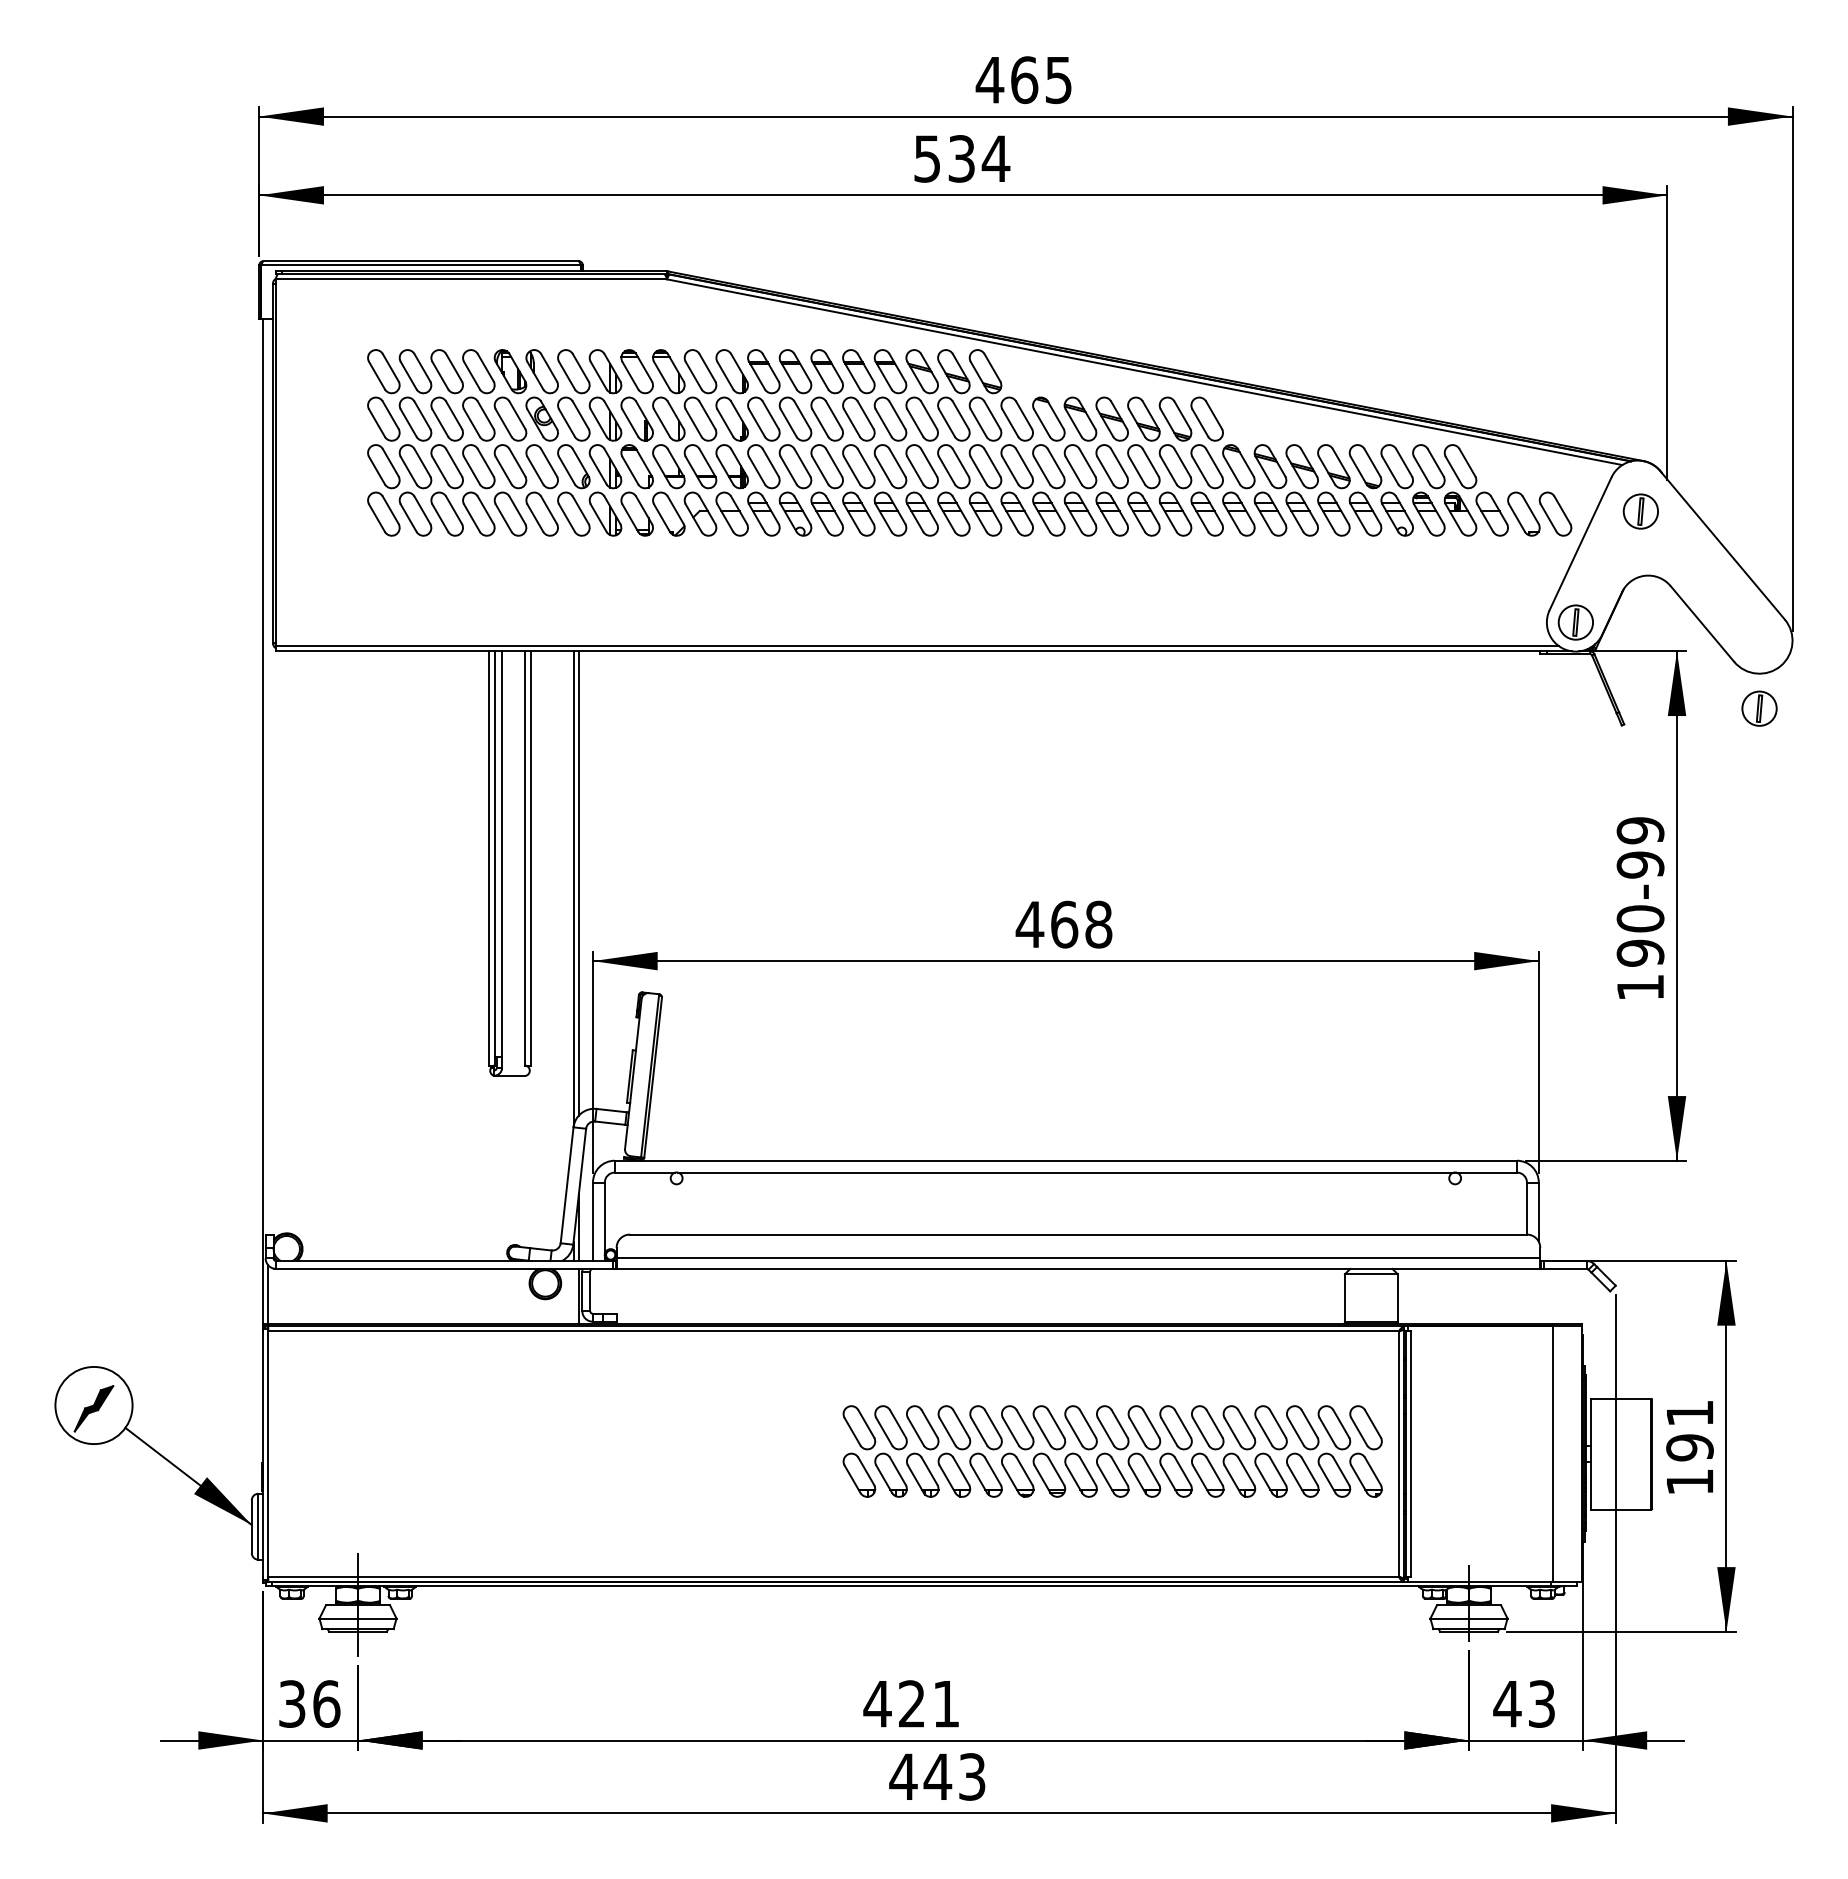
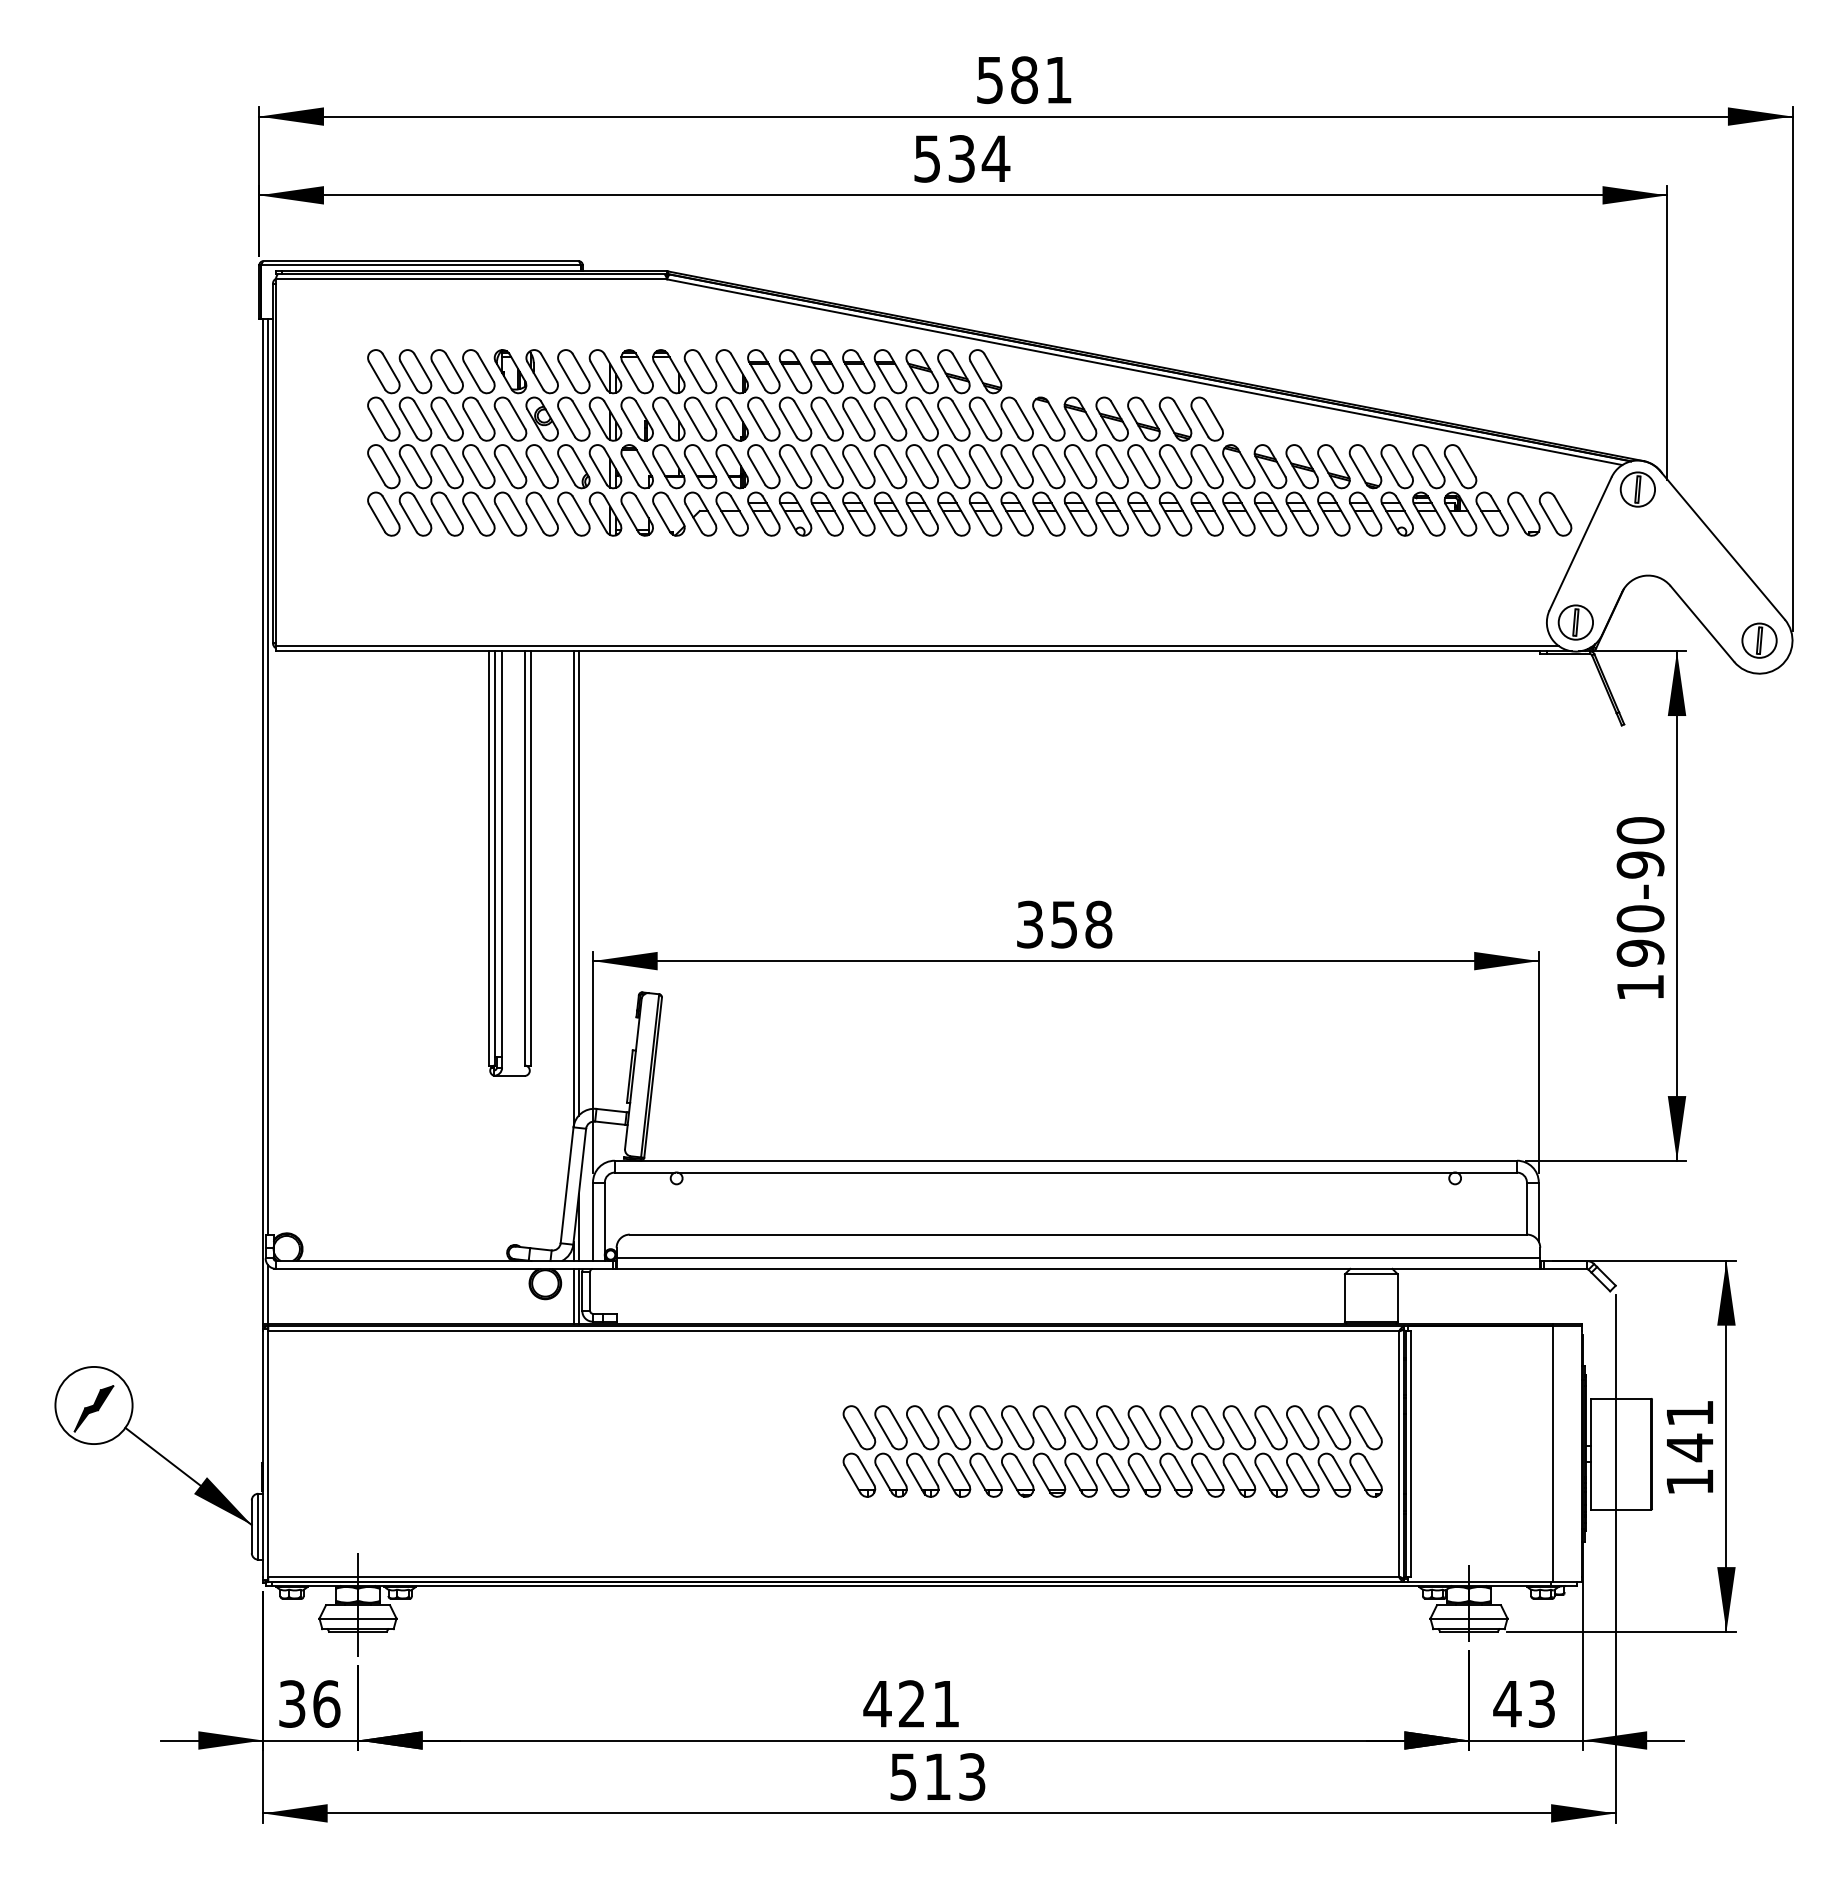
text: 465 -> 581 (1023, 80)
part position: (1640, 511) -> (1637, 489) (1637, 489)
part position: (1759, 708) -> (1759, 640) (1759, 640)
line: none -> present (268, 776)
text: 190-99 -> 190-90 (1640, 830)
text: 468 -> 358 (1046, 924)
line: none -> present (573, 1295)
text: 191 -> 141 (1689, 1447)
text: 443 -> 513 (920, 1776)
